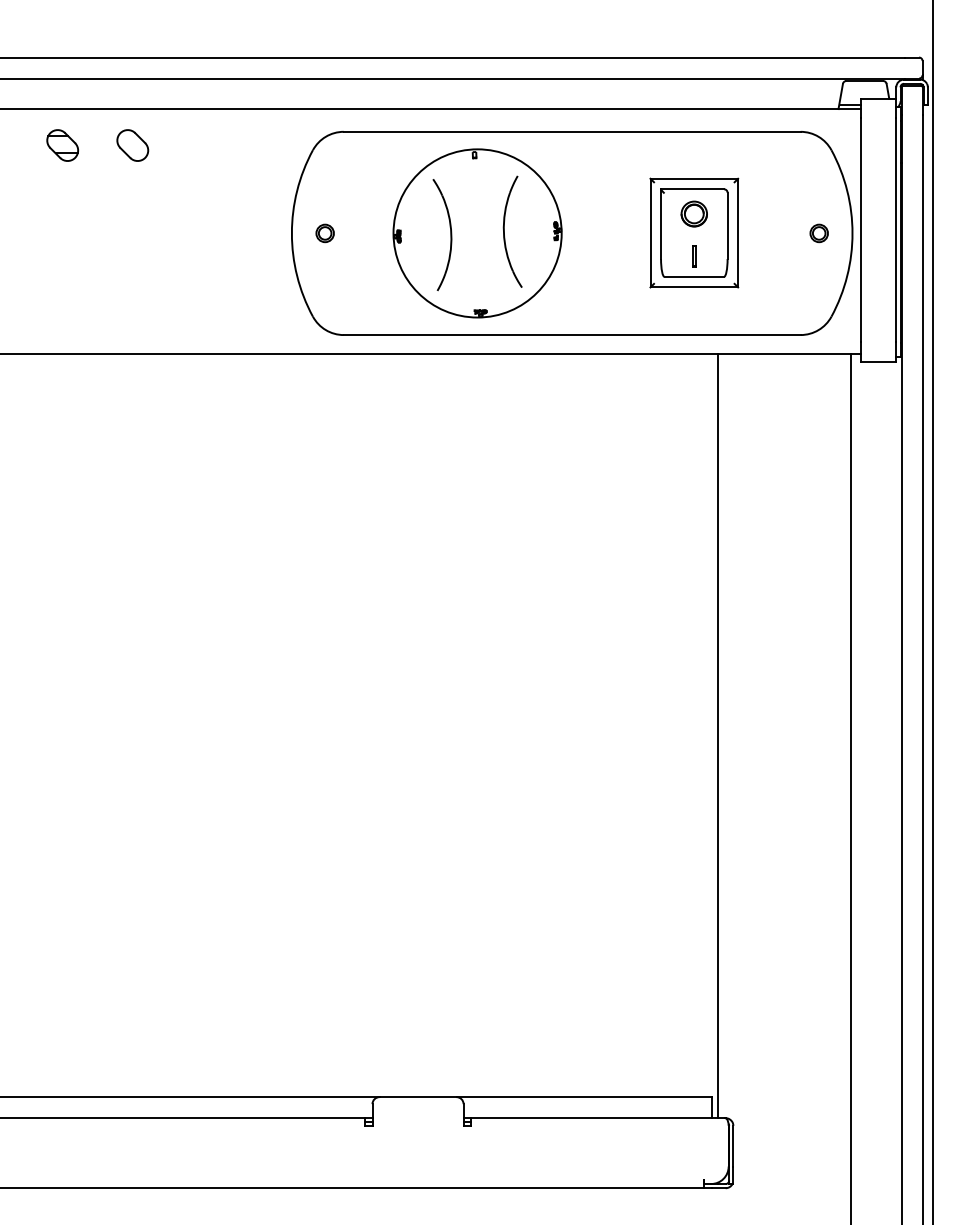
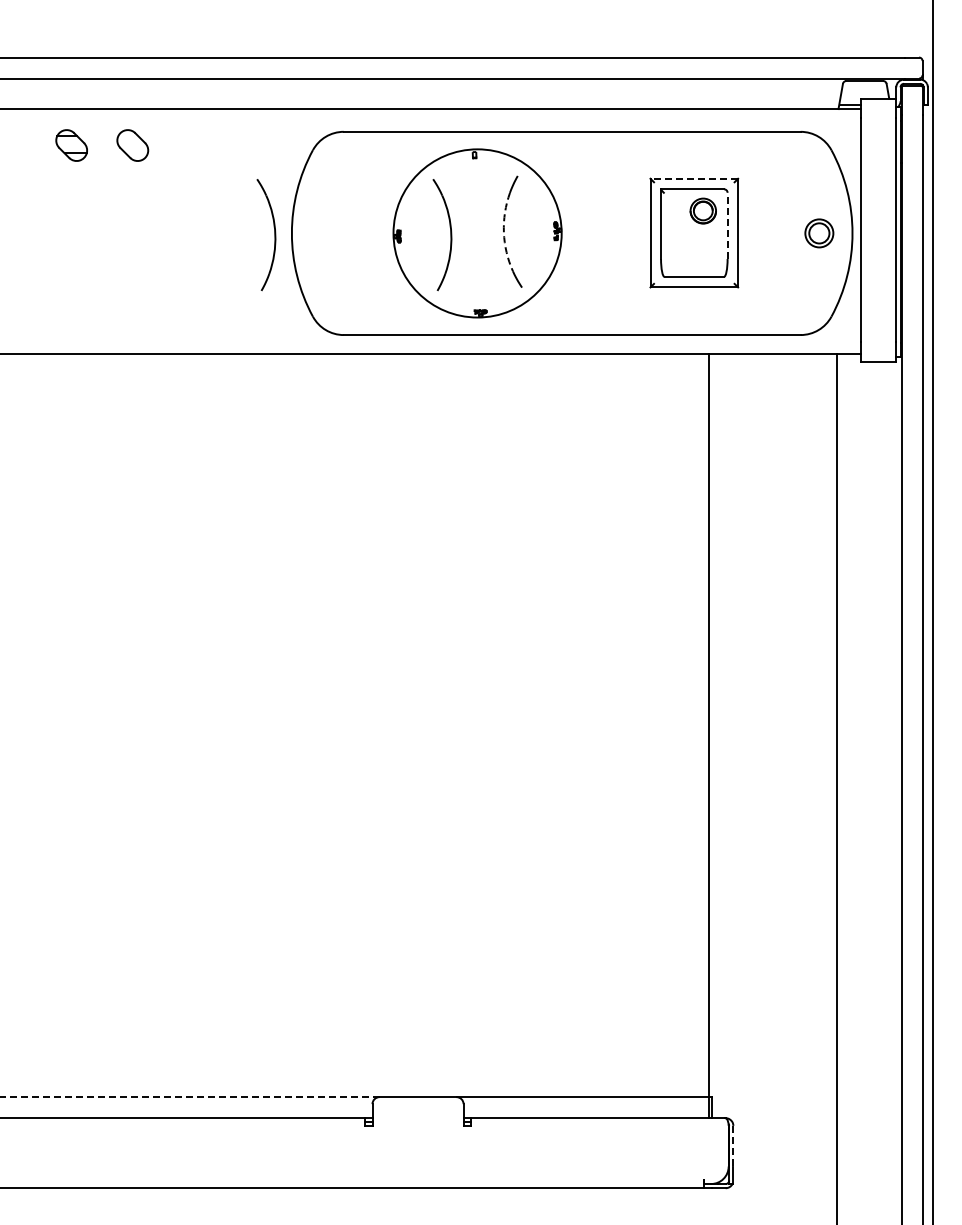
part position: (62, 145) -> (71, 145) (71, 145)
line: solid -> dashed (694, 178)
part position: (693, 213) -> (702, 210) (702, 210)
line: solid -> dashed (727, 225)
arc: solid -> dashed (503, 232)
part: present -> none (324, 233)
part size: 20x21 px -> 31x31 px (819, 233)
part: none -> present (274, 235)
line: present -> none (693, 256)
line position: (717, 736) -> (708, 736) (708, 736)
line position: (850, 787) -> (836, 787) (836, 787)
line: solid -> dashed (189, 1097)
line: solid -> dashed (733, 1146)
